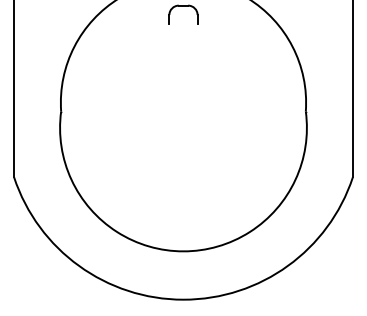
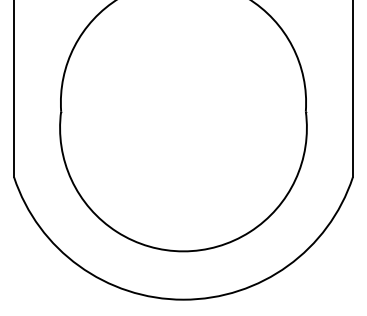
part: present -> none (183, 6)
